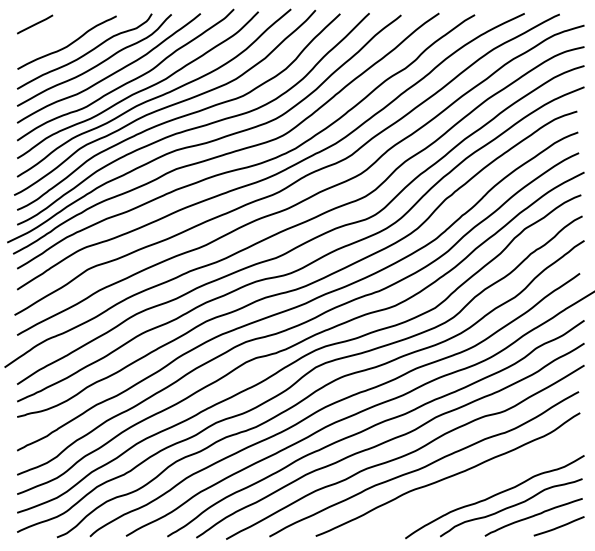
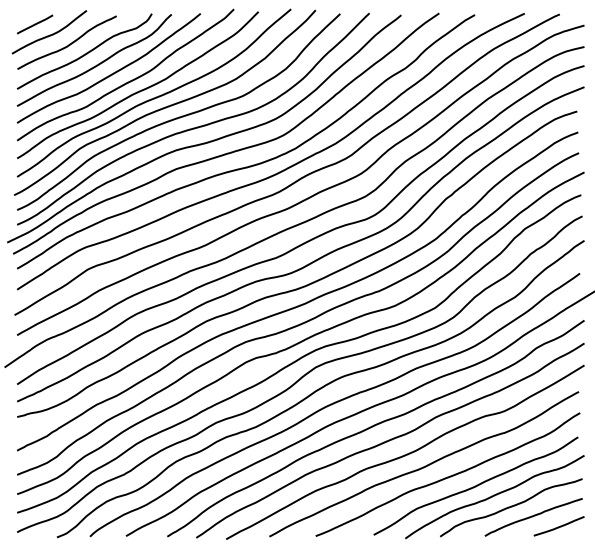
curve: none -> present (49, 34)
curve: none -> present (475, 485)
